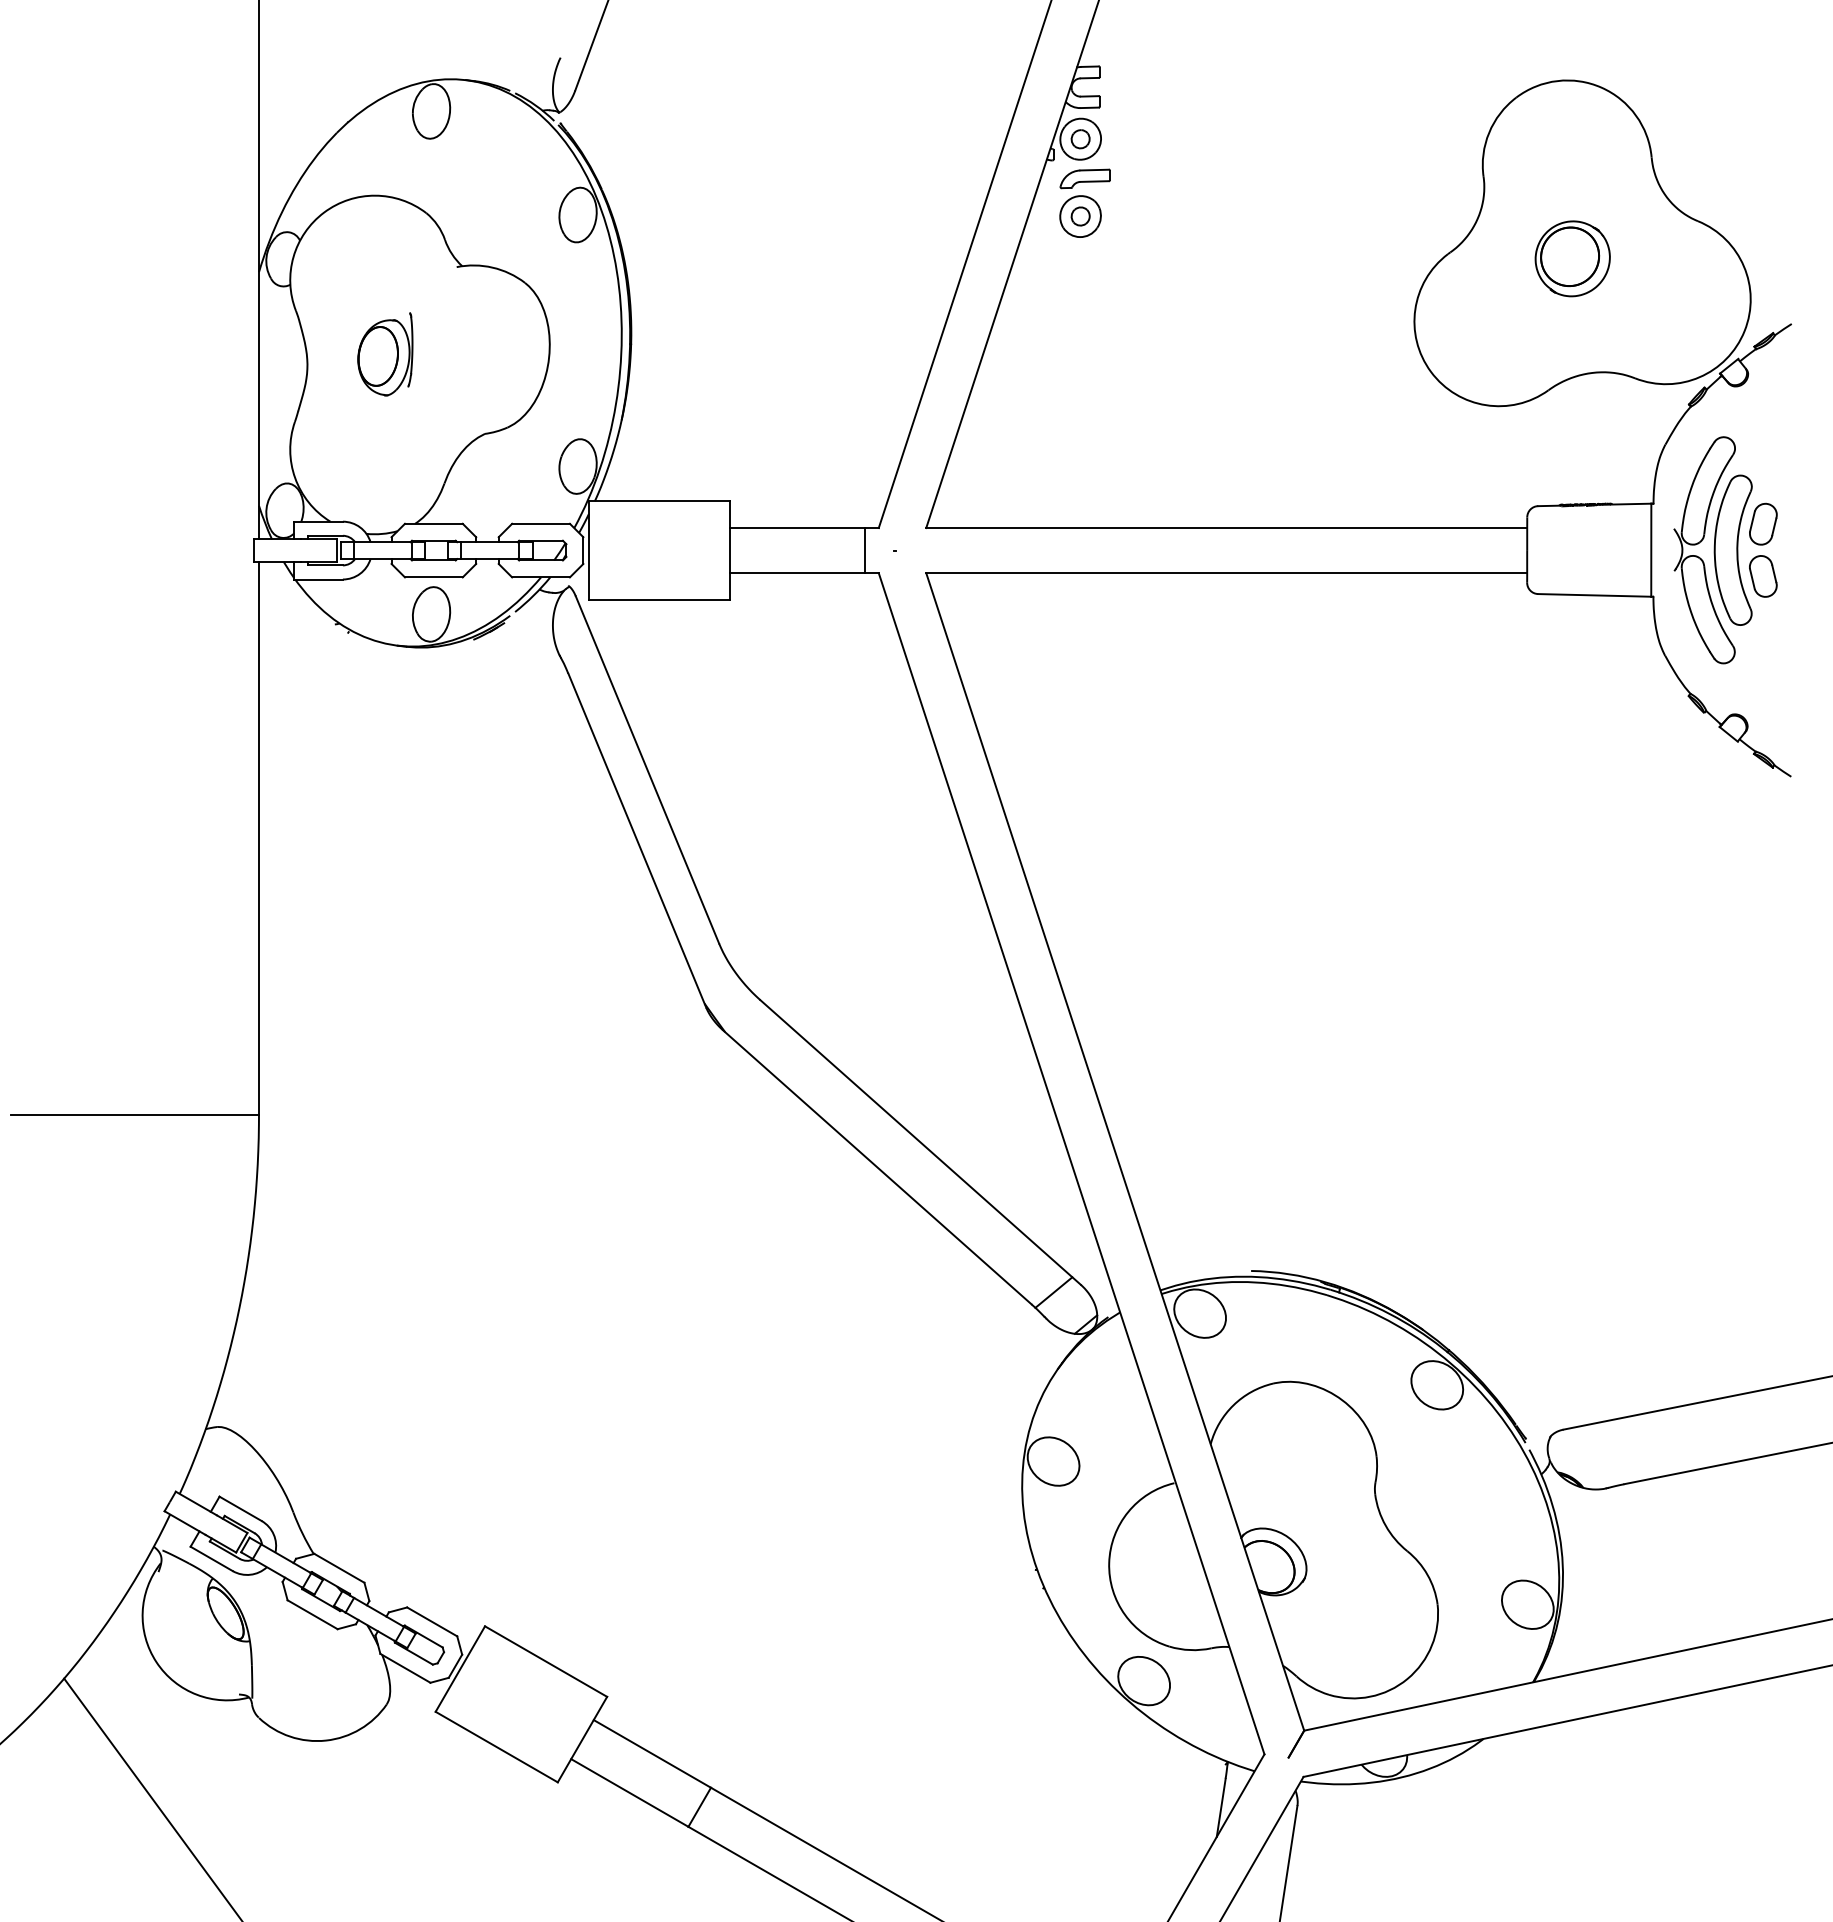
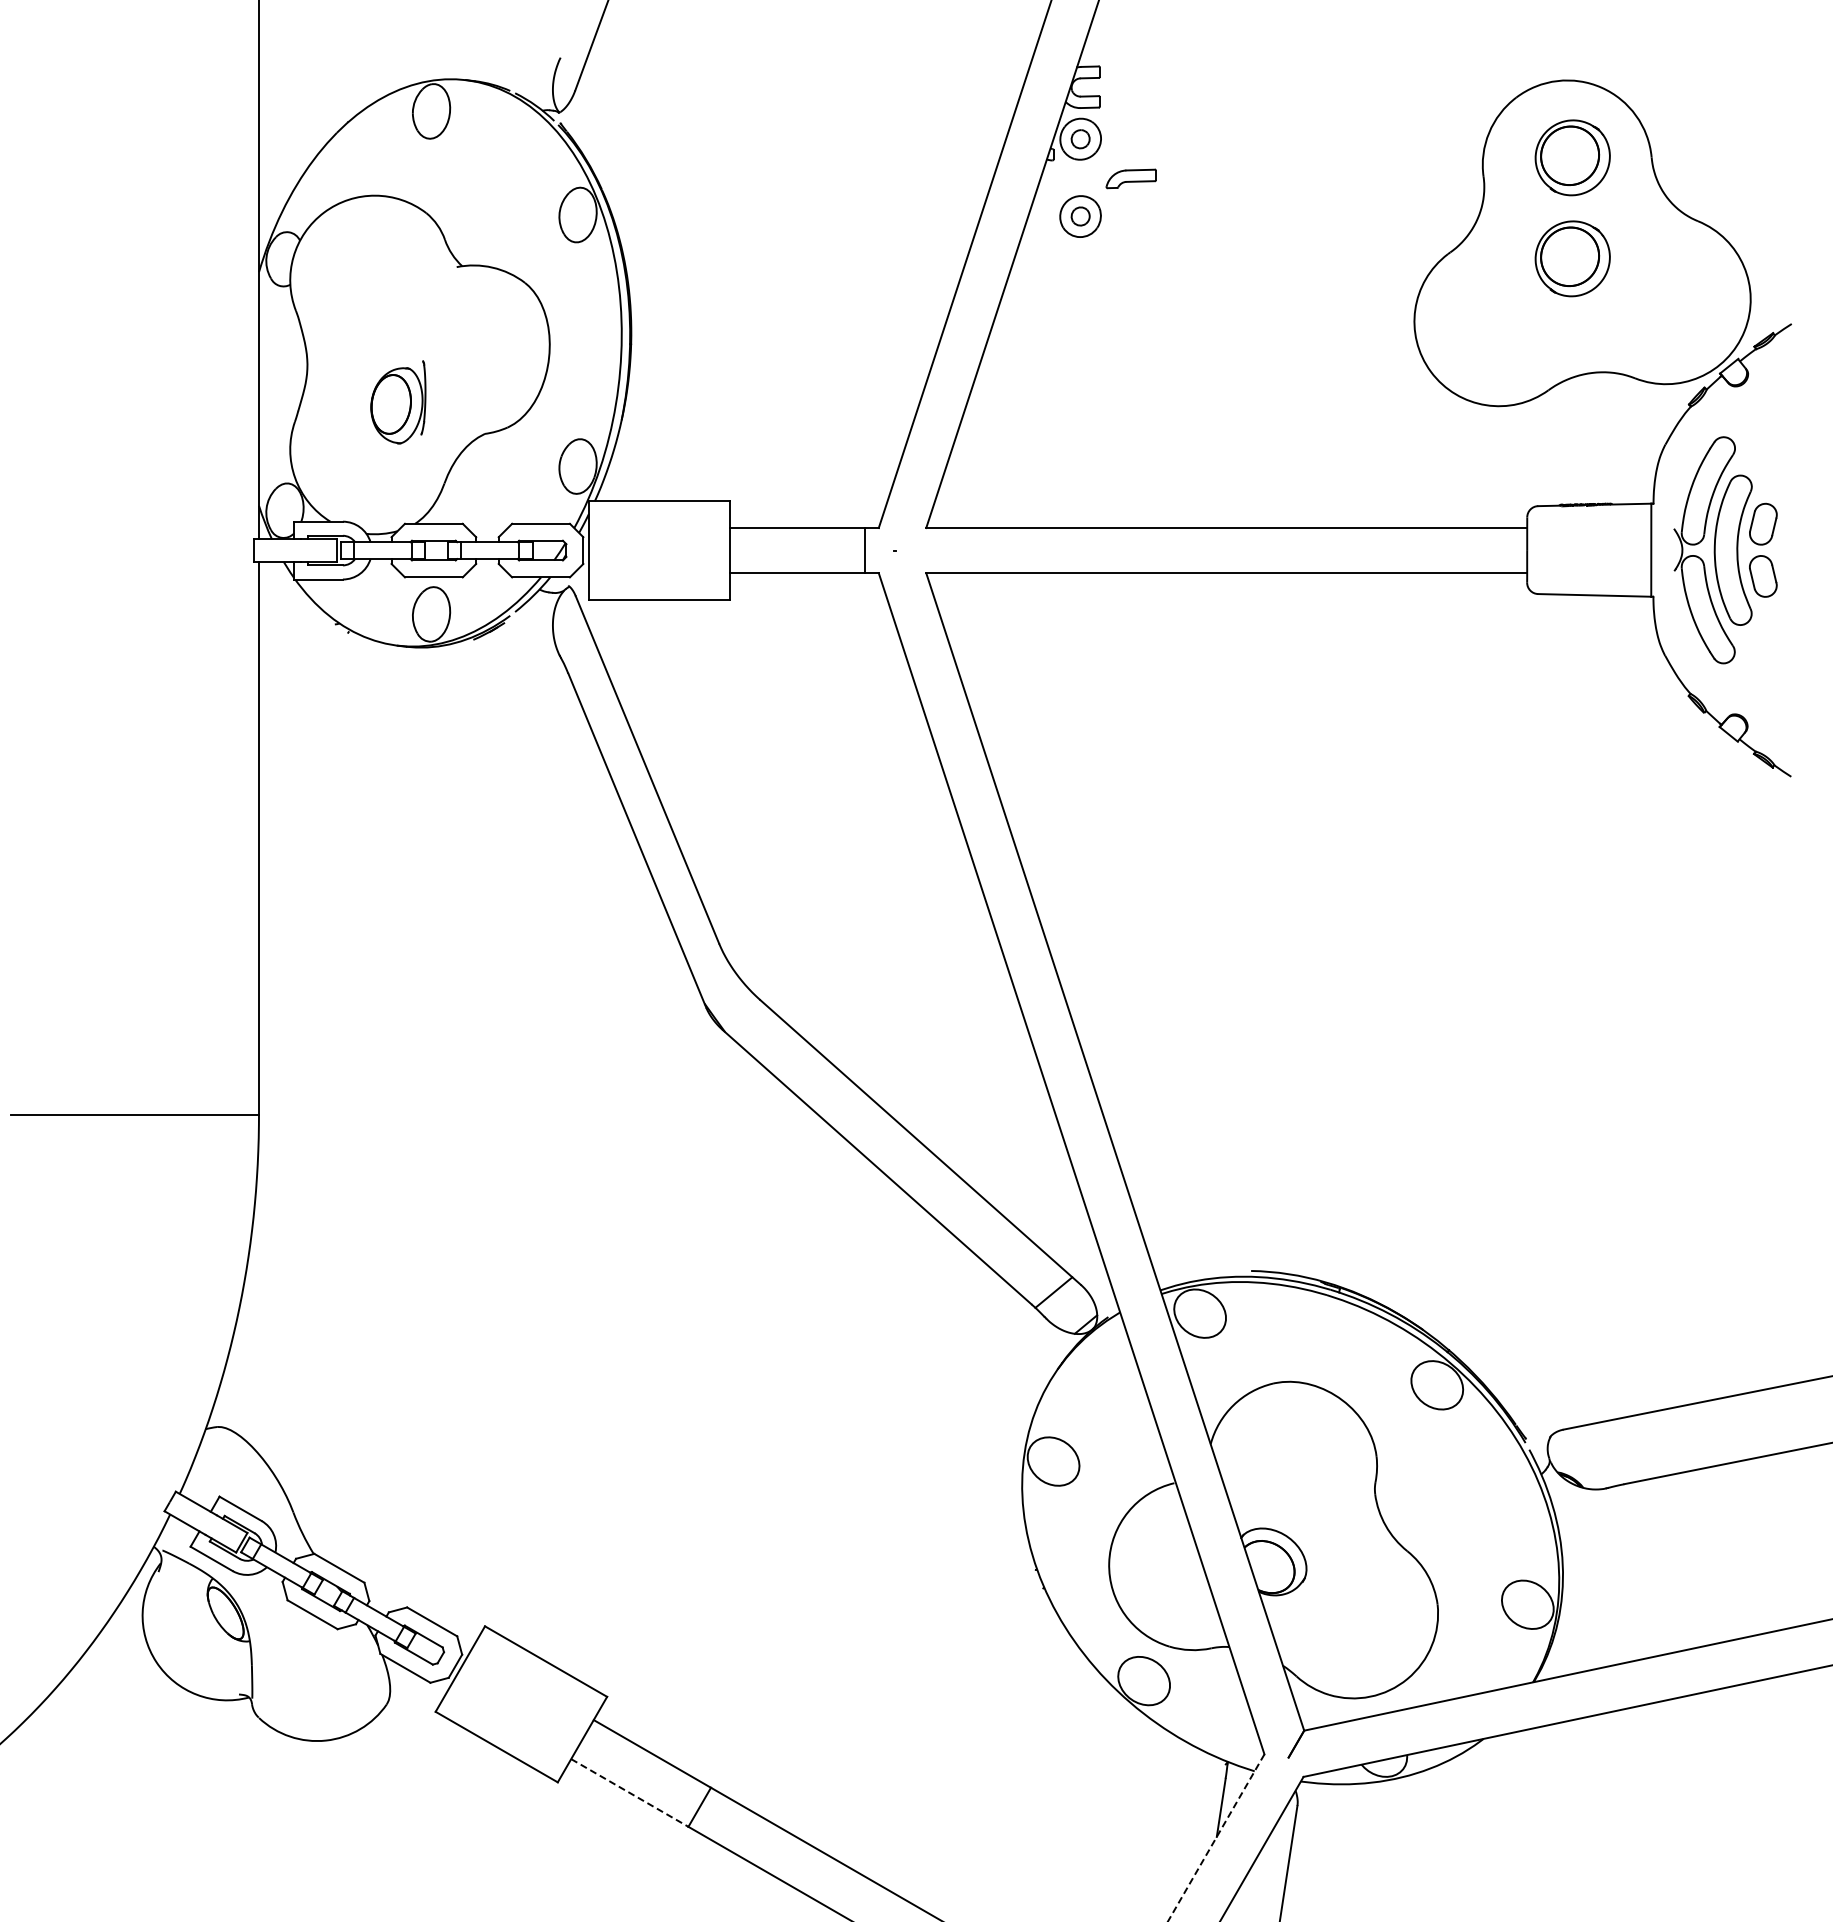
part: none -> present (1572, 157)
part position: (1084, 178) -> (1130, 178) (1130, 178)
part position: (385, 354) -> (398, 402) (398, 402)
line: solid -> dashed (629, 1792)
line: present -> none (152, 1798)
line: solid -> dashed (1216, 1838)
